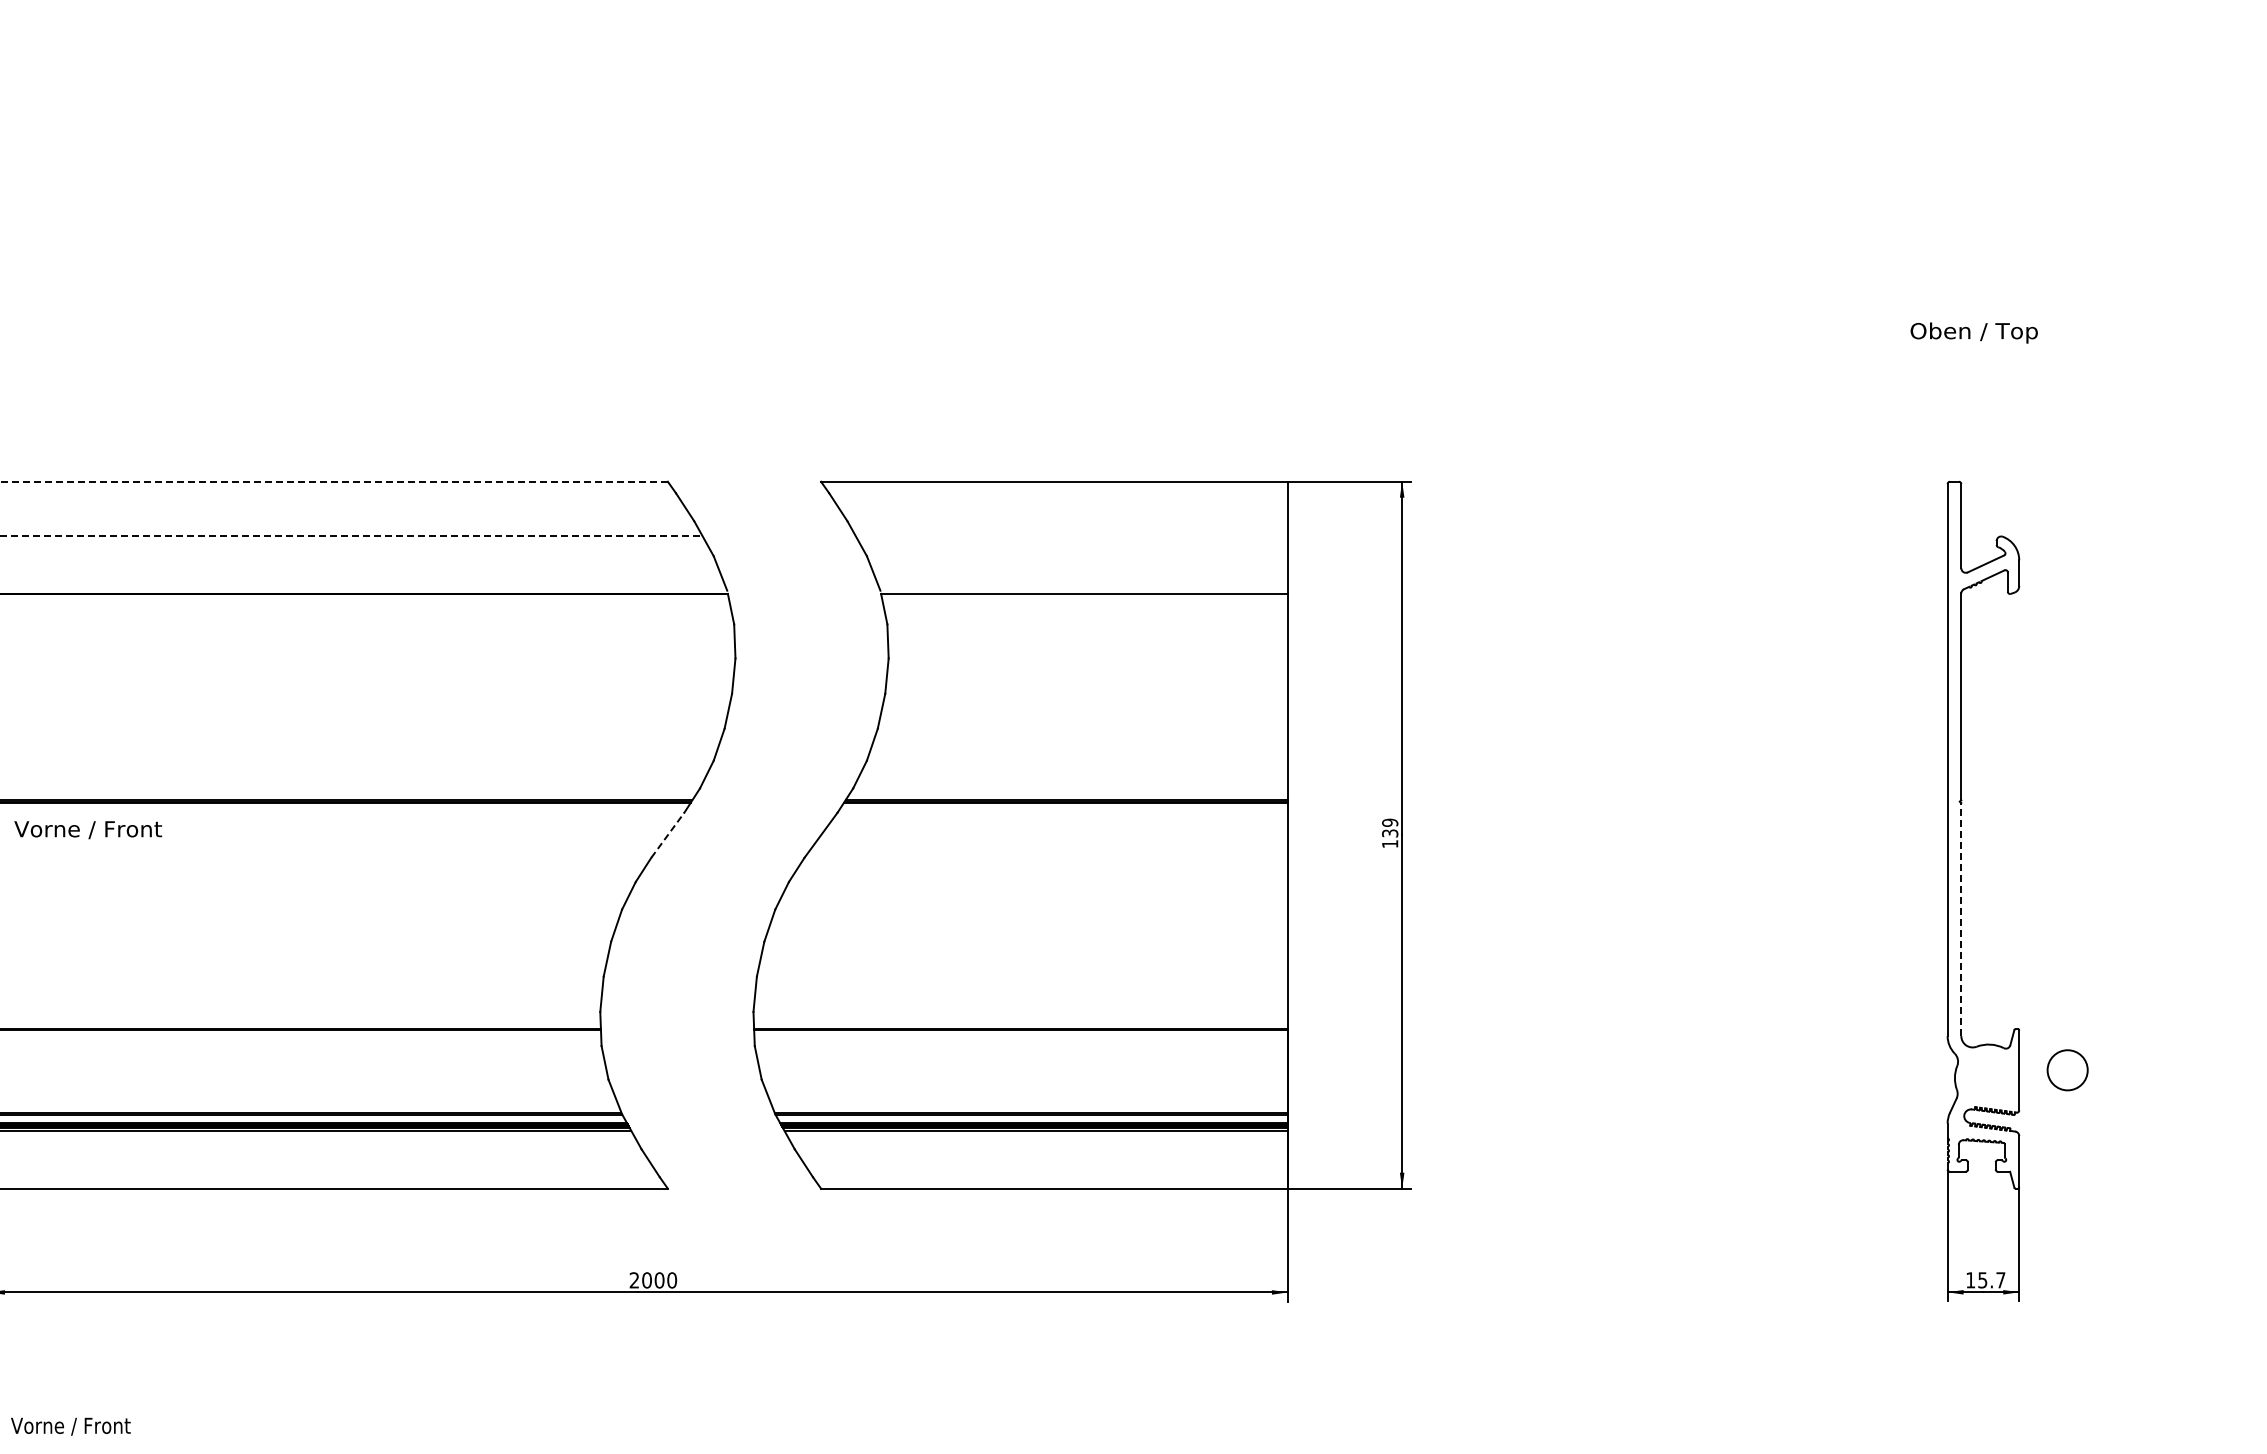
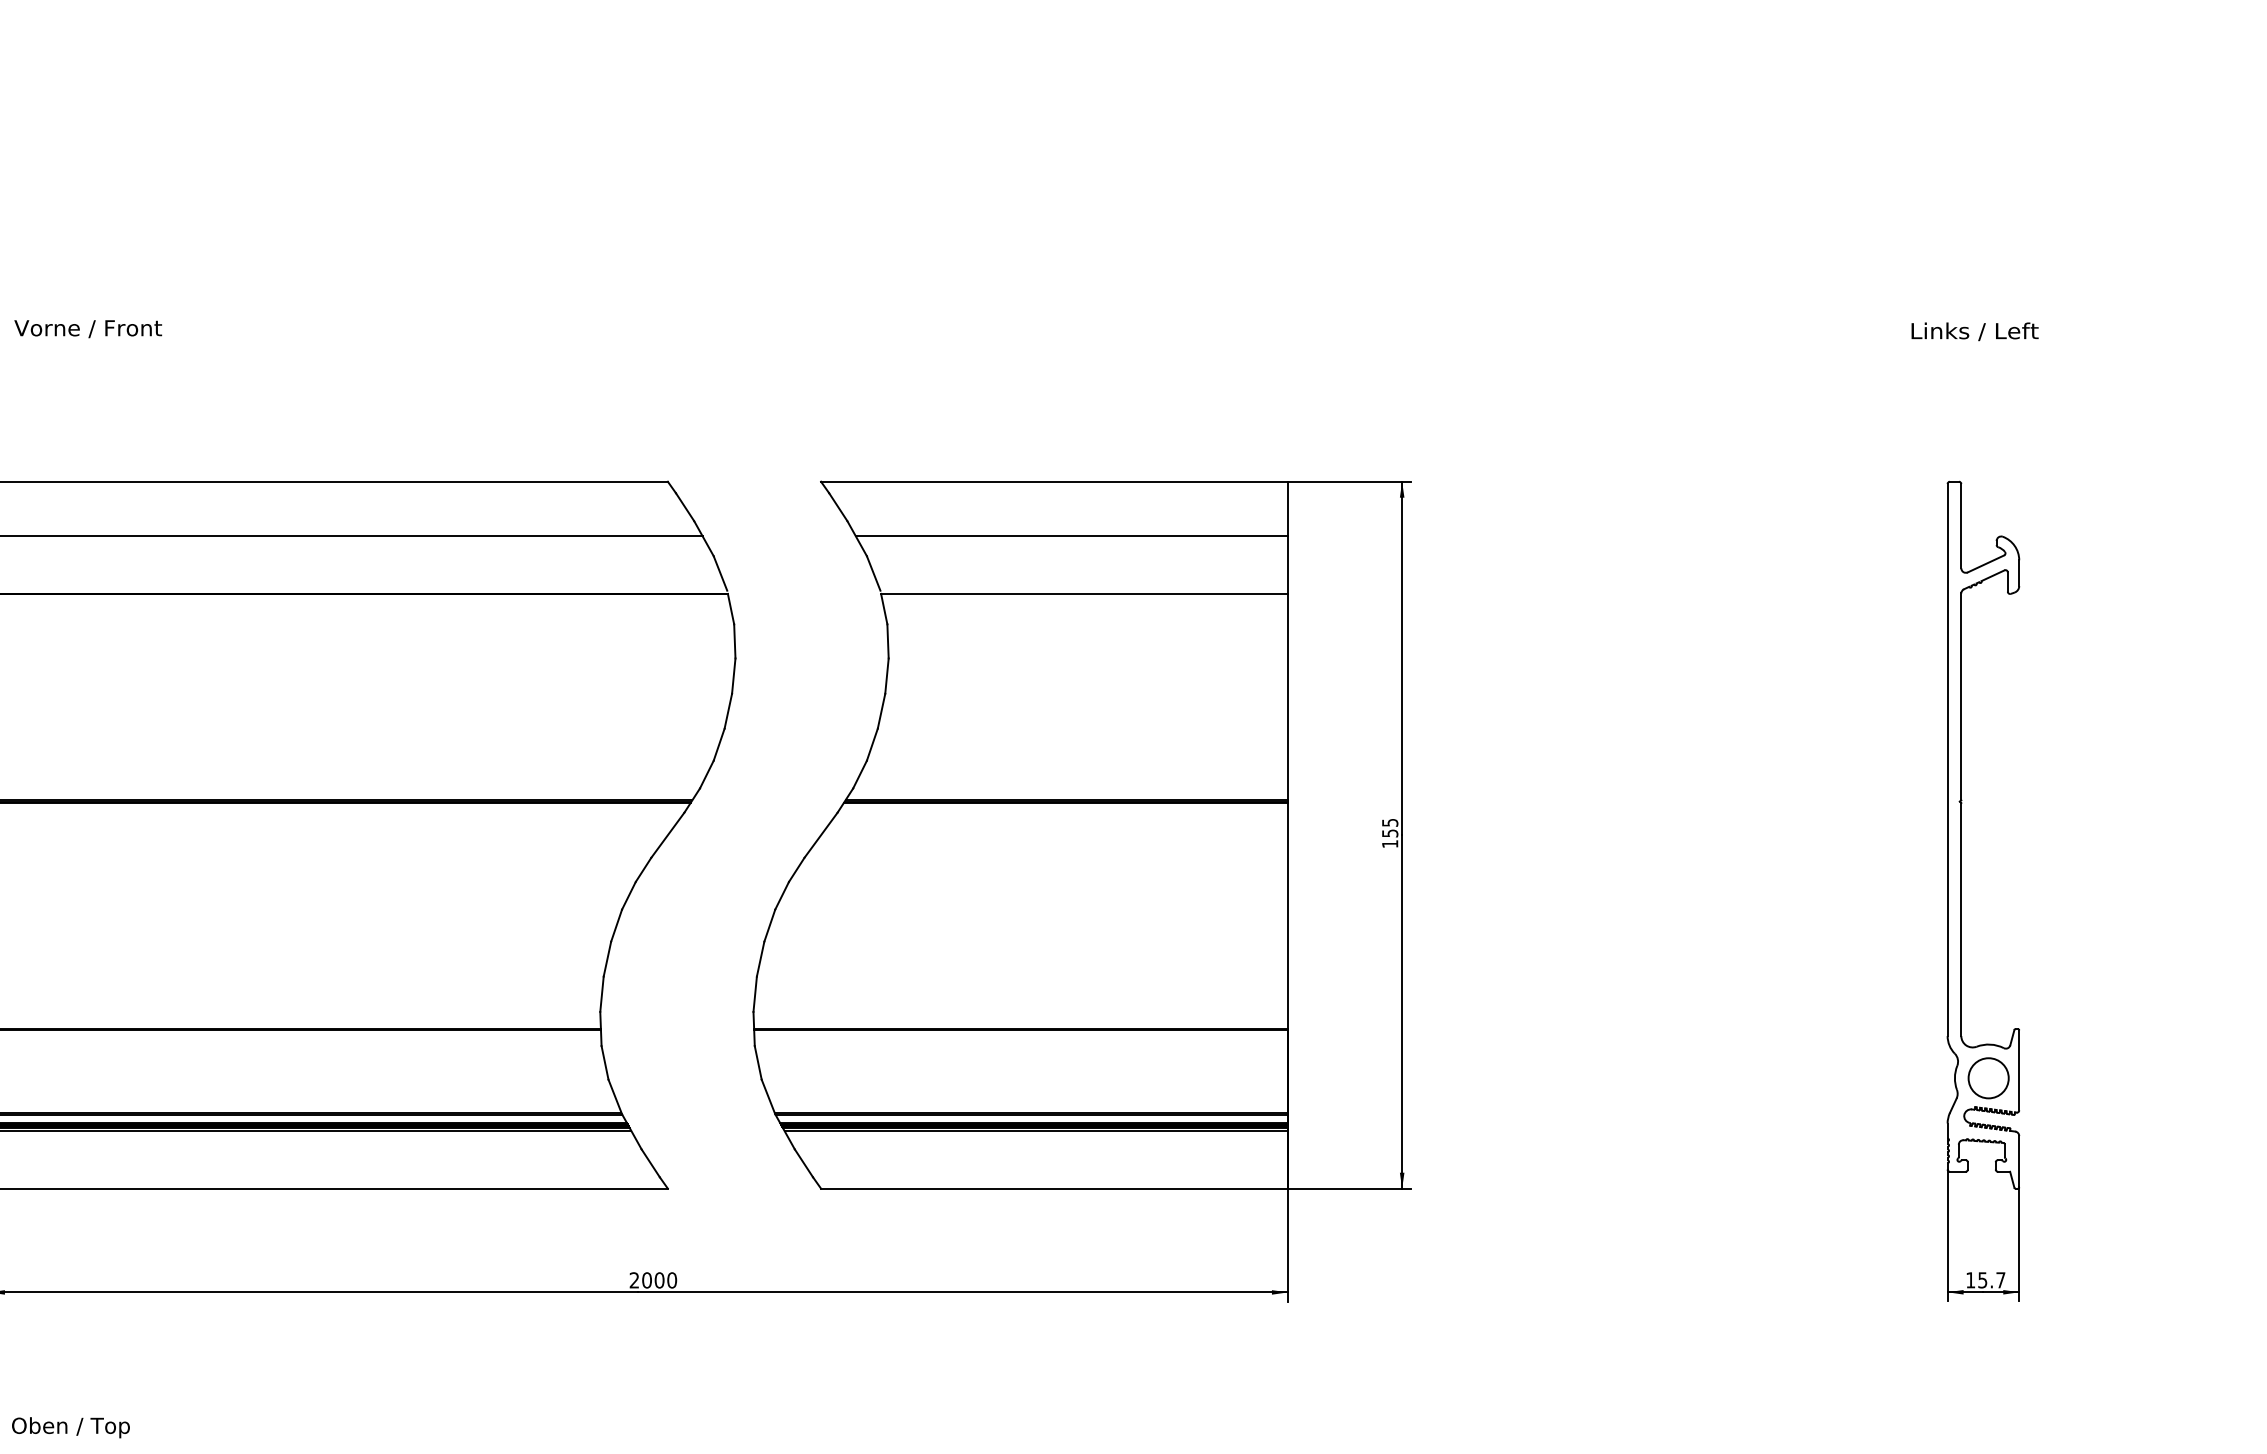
text: Oben / Top -> Links / Left (1974, 332)
line: dashed -> solid (333, 481)
line: dashed -> solid (351, 536)
line: none -> present (1071, 536)
text: 139 -> 155 (1389, 827)
text position: (88, 830) -> (88, 329) (88, 329)
line: dashed -> solid (667, 835)
line: dashed -> solid (1961, 919)
circle position: (2067, 1070) -> (1988, 1078) (1988, 1078)
text: Vorne / Front -> Oben / Top (70, 1427)
